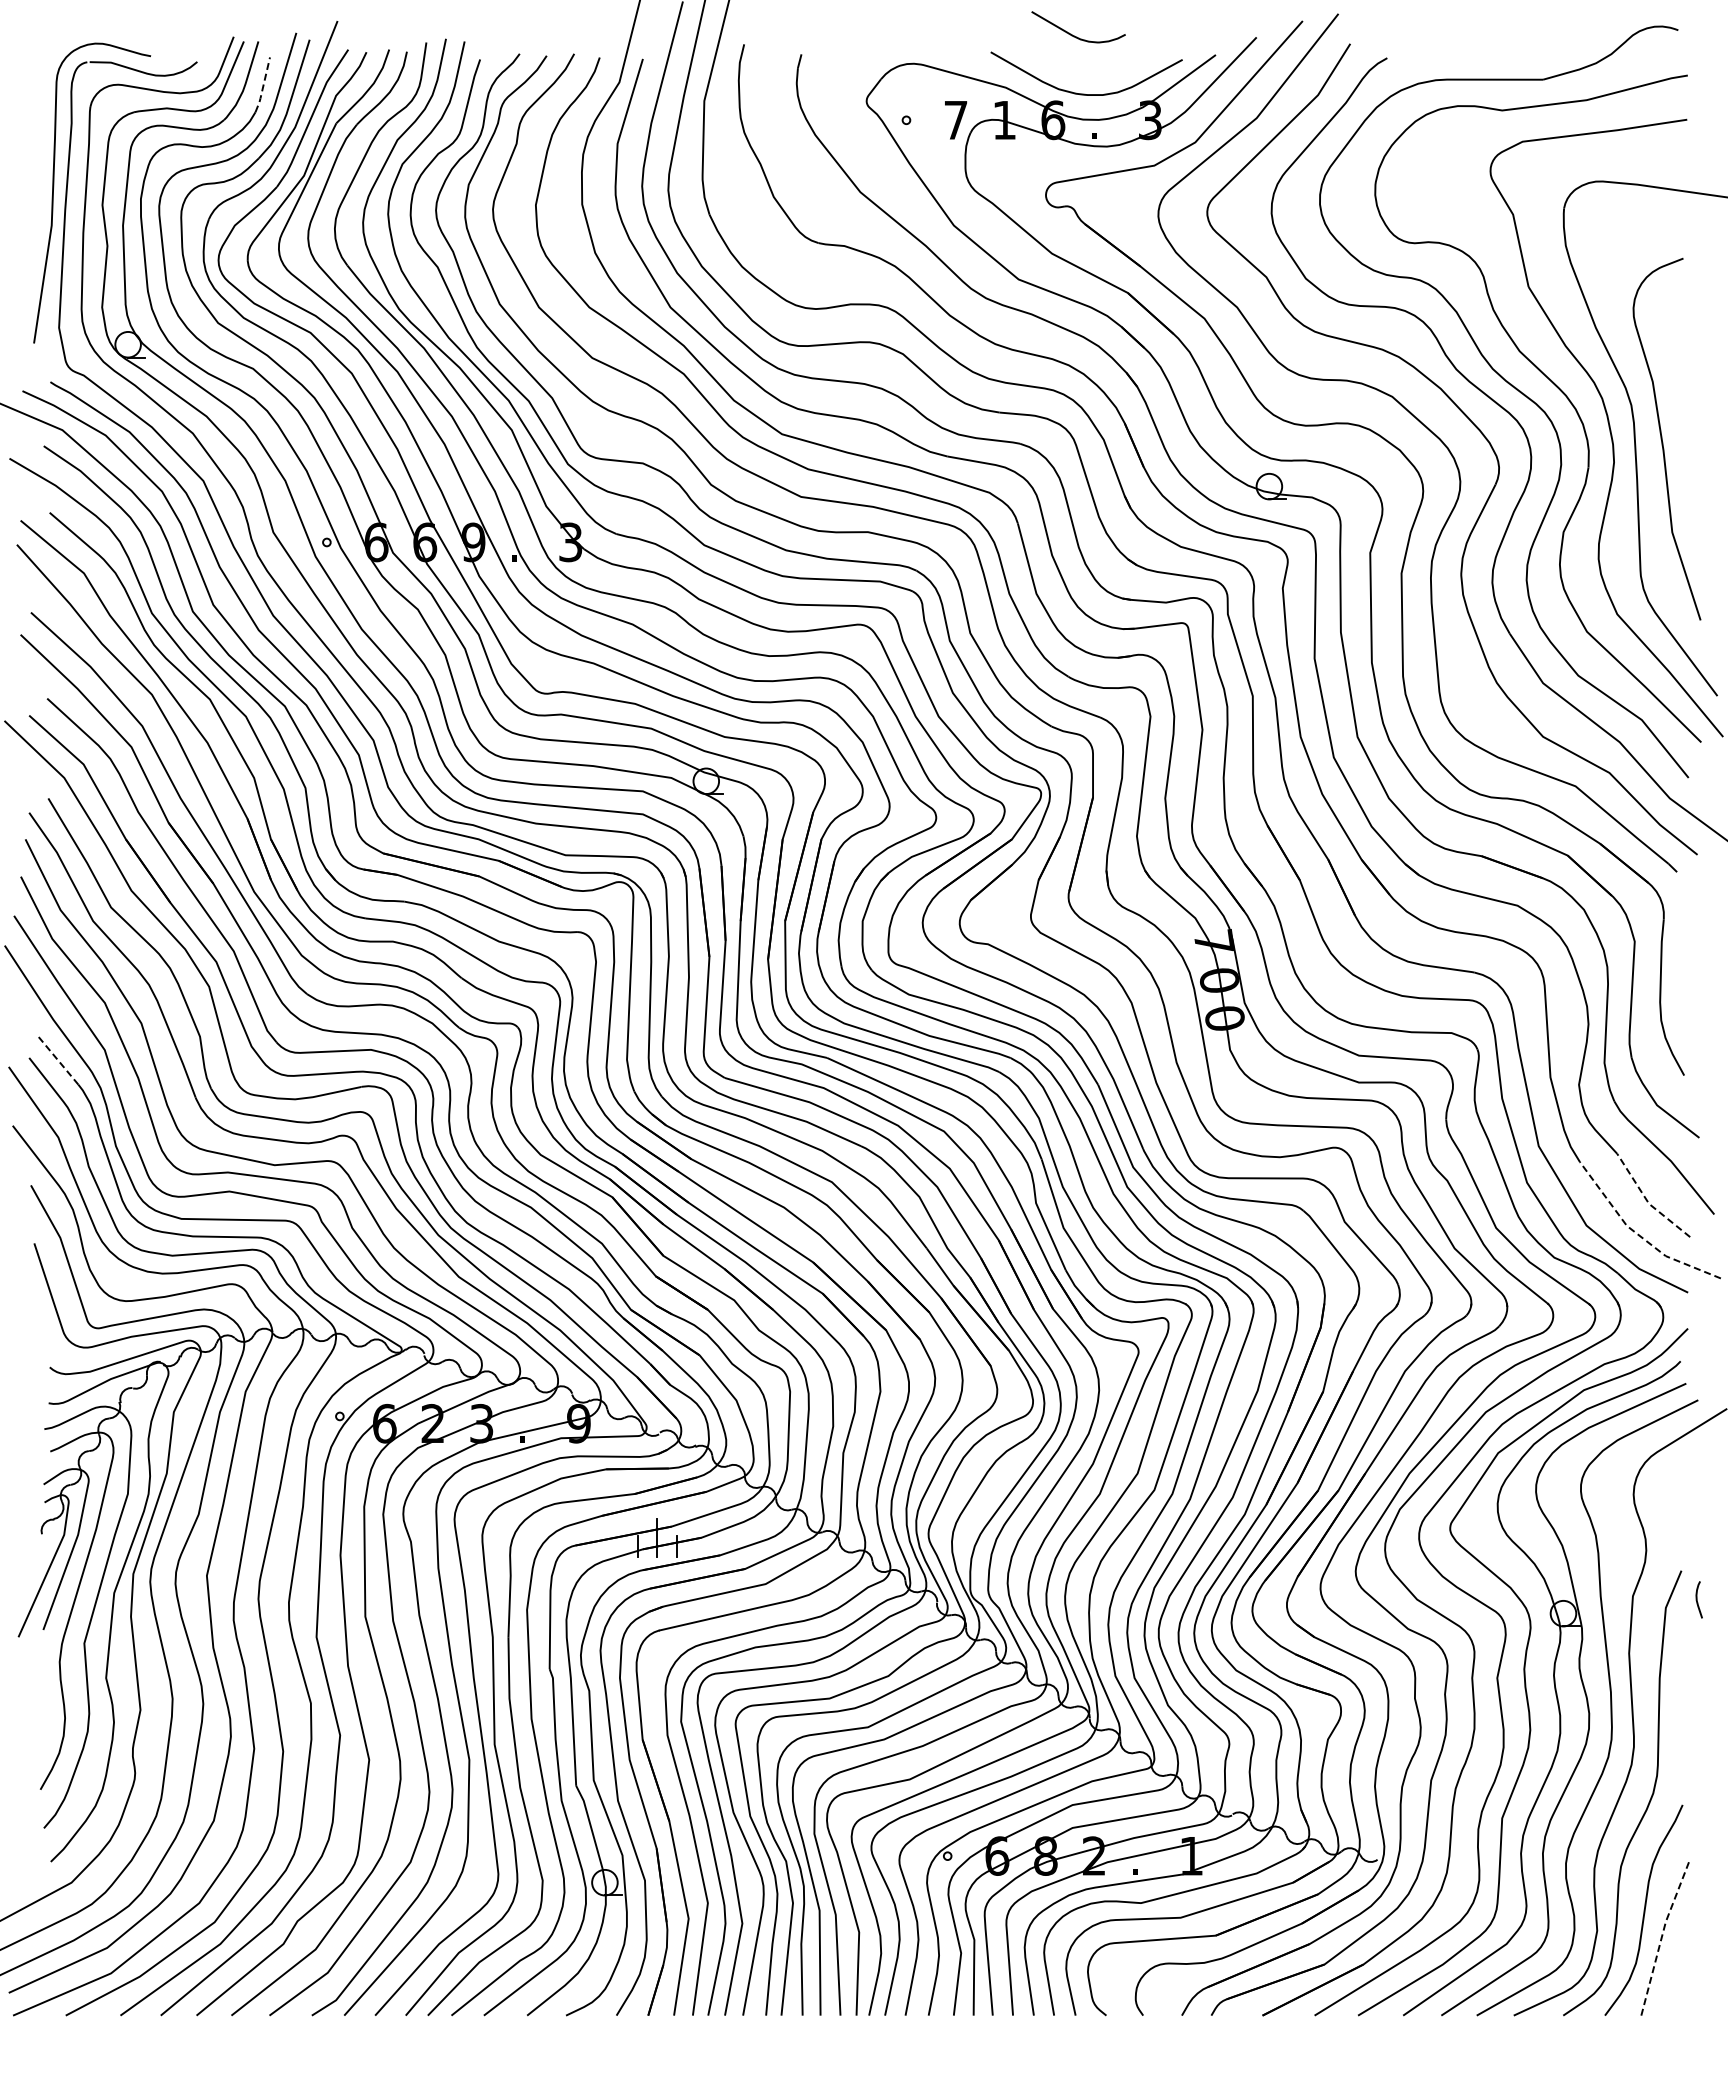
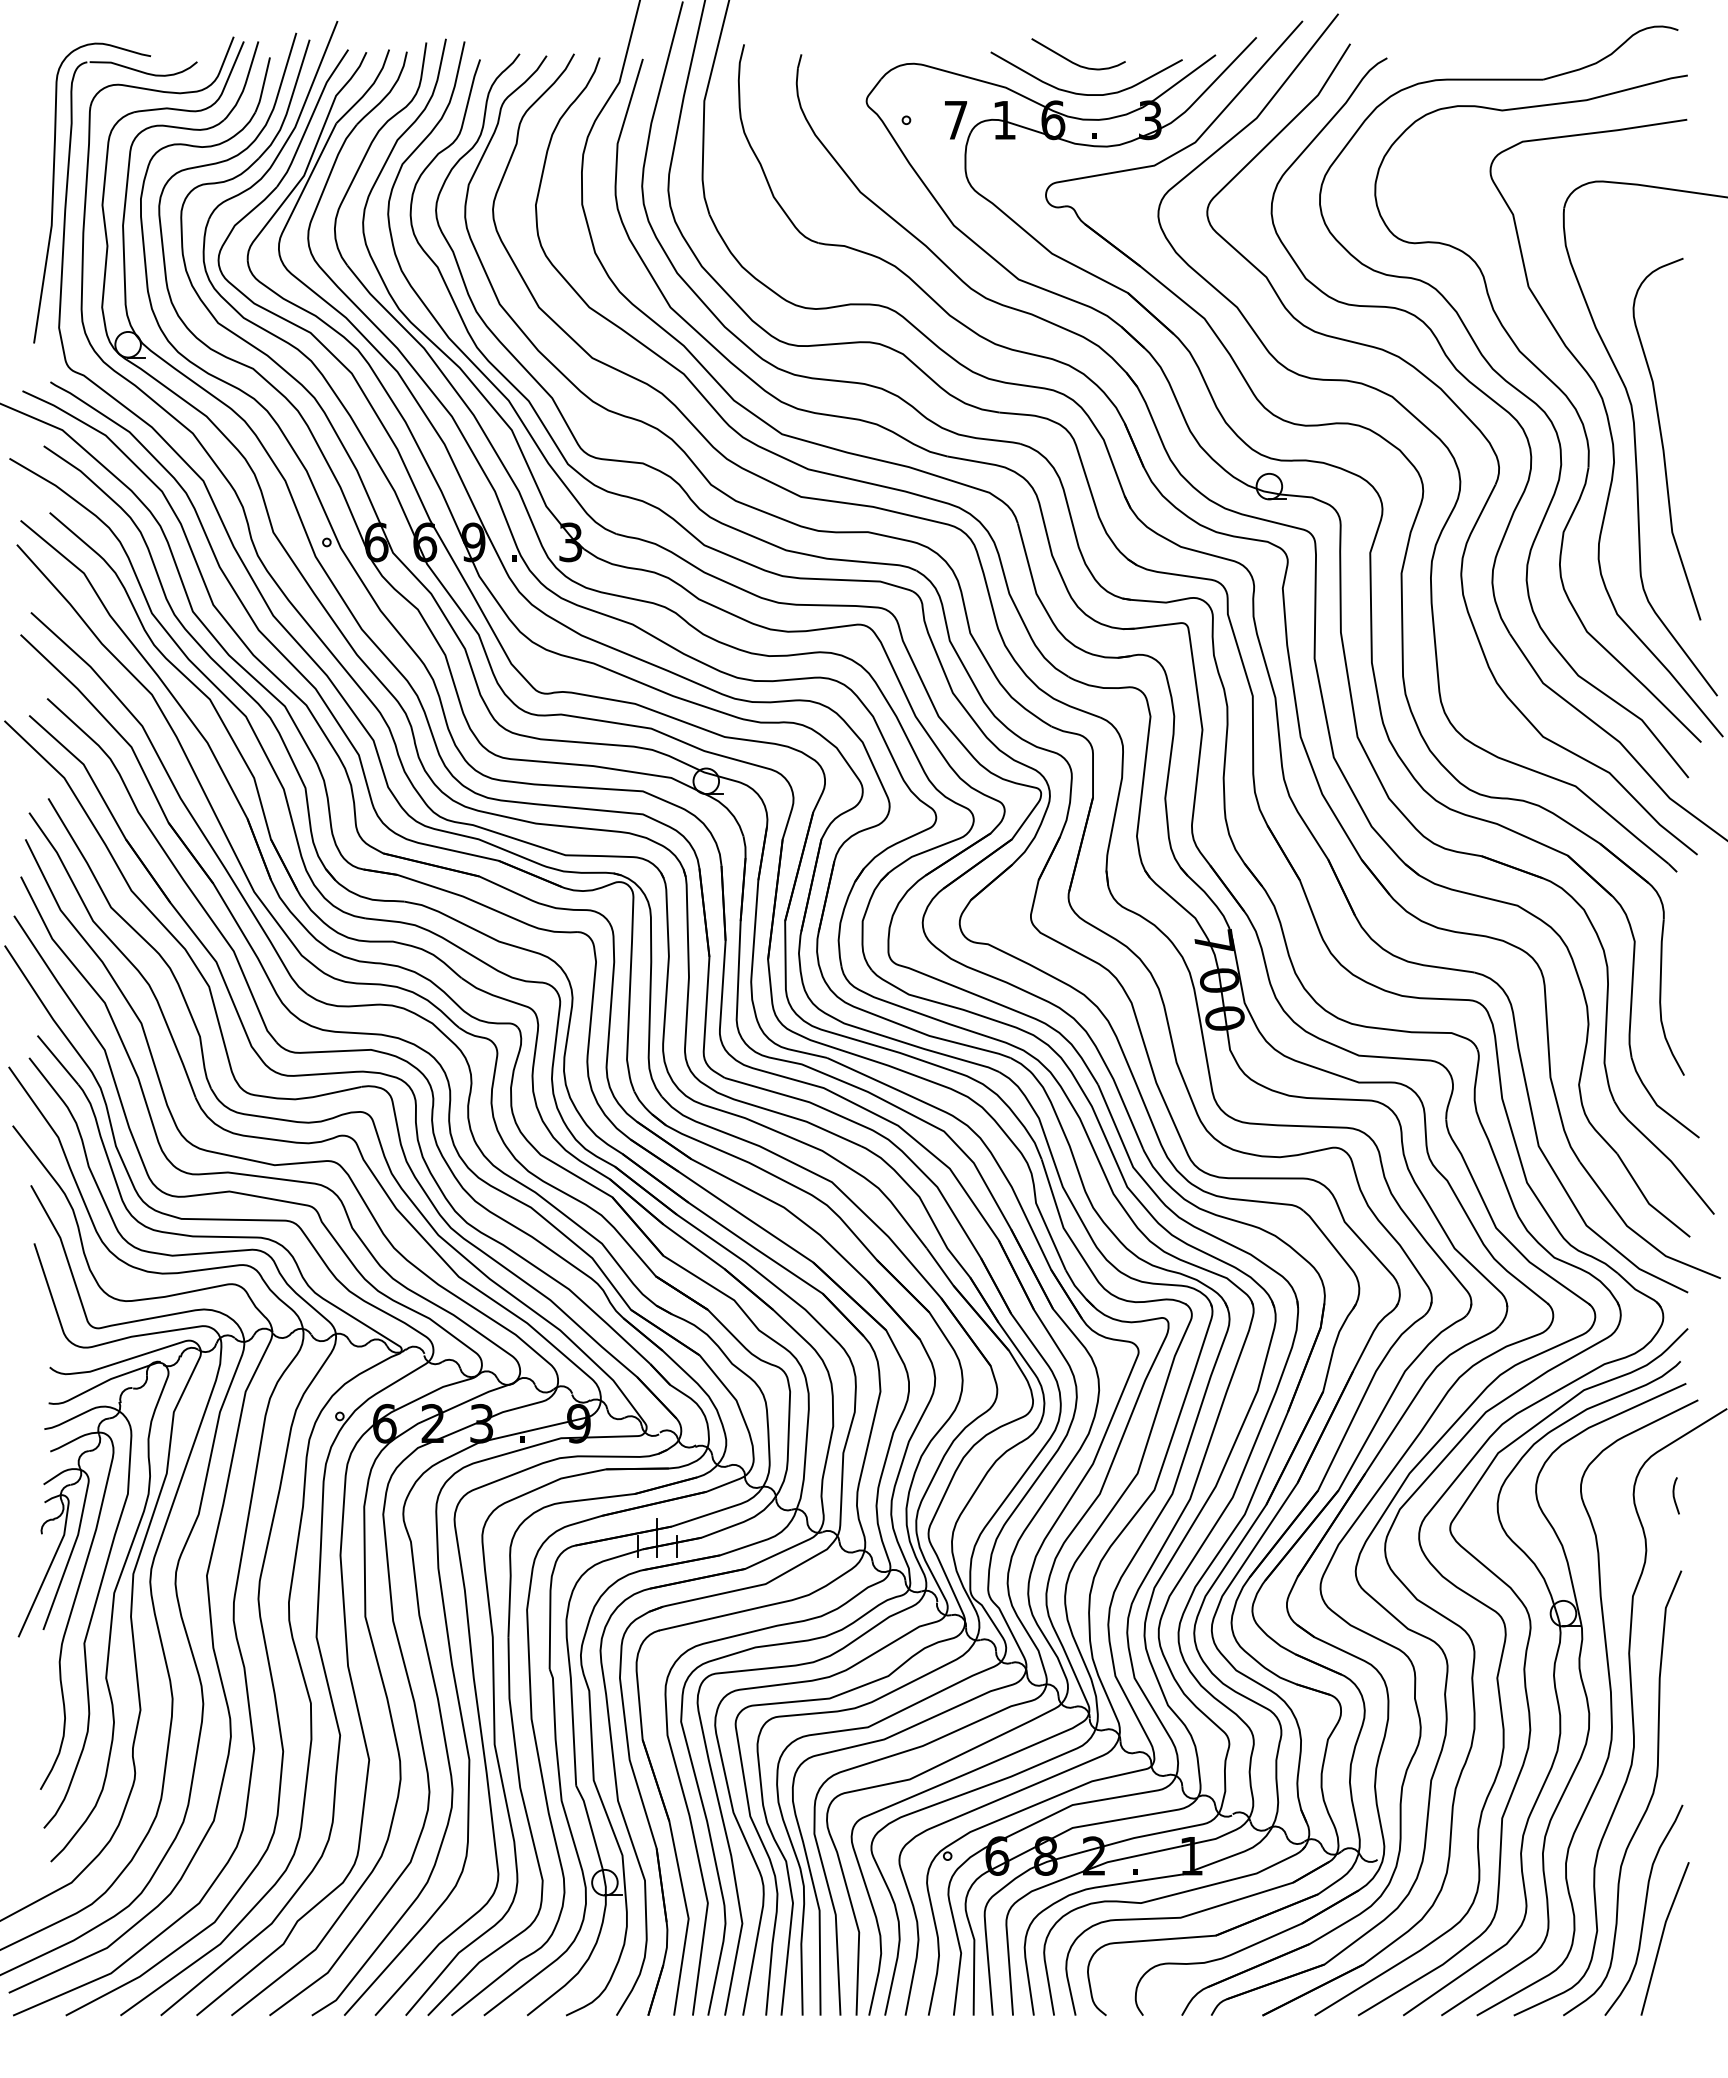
curve position: (1074, 35) -> (1074, 62) (1074, 62)
line: dashed -> solid (263, 85)
line: dashed -> solid (57, 1060)
line: dashed -> solid (1647, 1201)
line: dashed -> solid (1638, 1235)
curve position: (1697, 1599) -> (1674, 1495) (1674, 1495)
line: dashed -> solid (1661, 1937)
